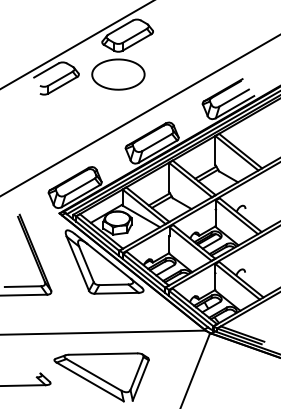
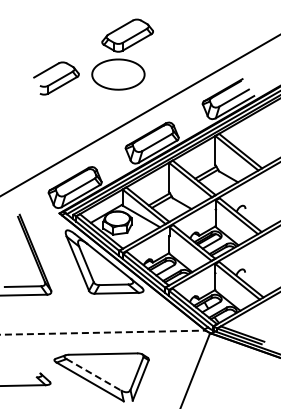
line: present -> none (76, 44)
line: solid -> dashed (103, 332)
line: solid -> dashed (94, 374)
